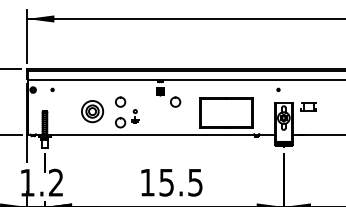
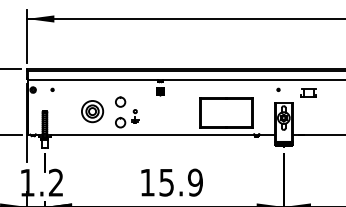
part: present -> none (175, 101)
part position: (308, 106) -> (308, 92) (308, 92)
text: 15.5 -> 15.9 (194, 182)
